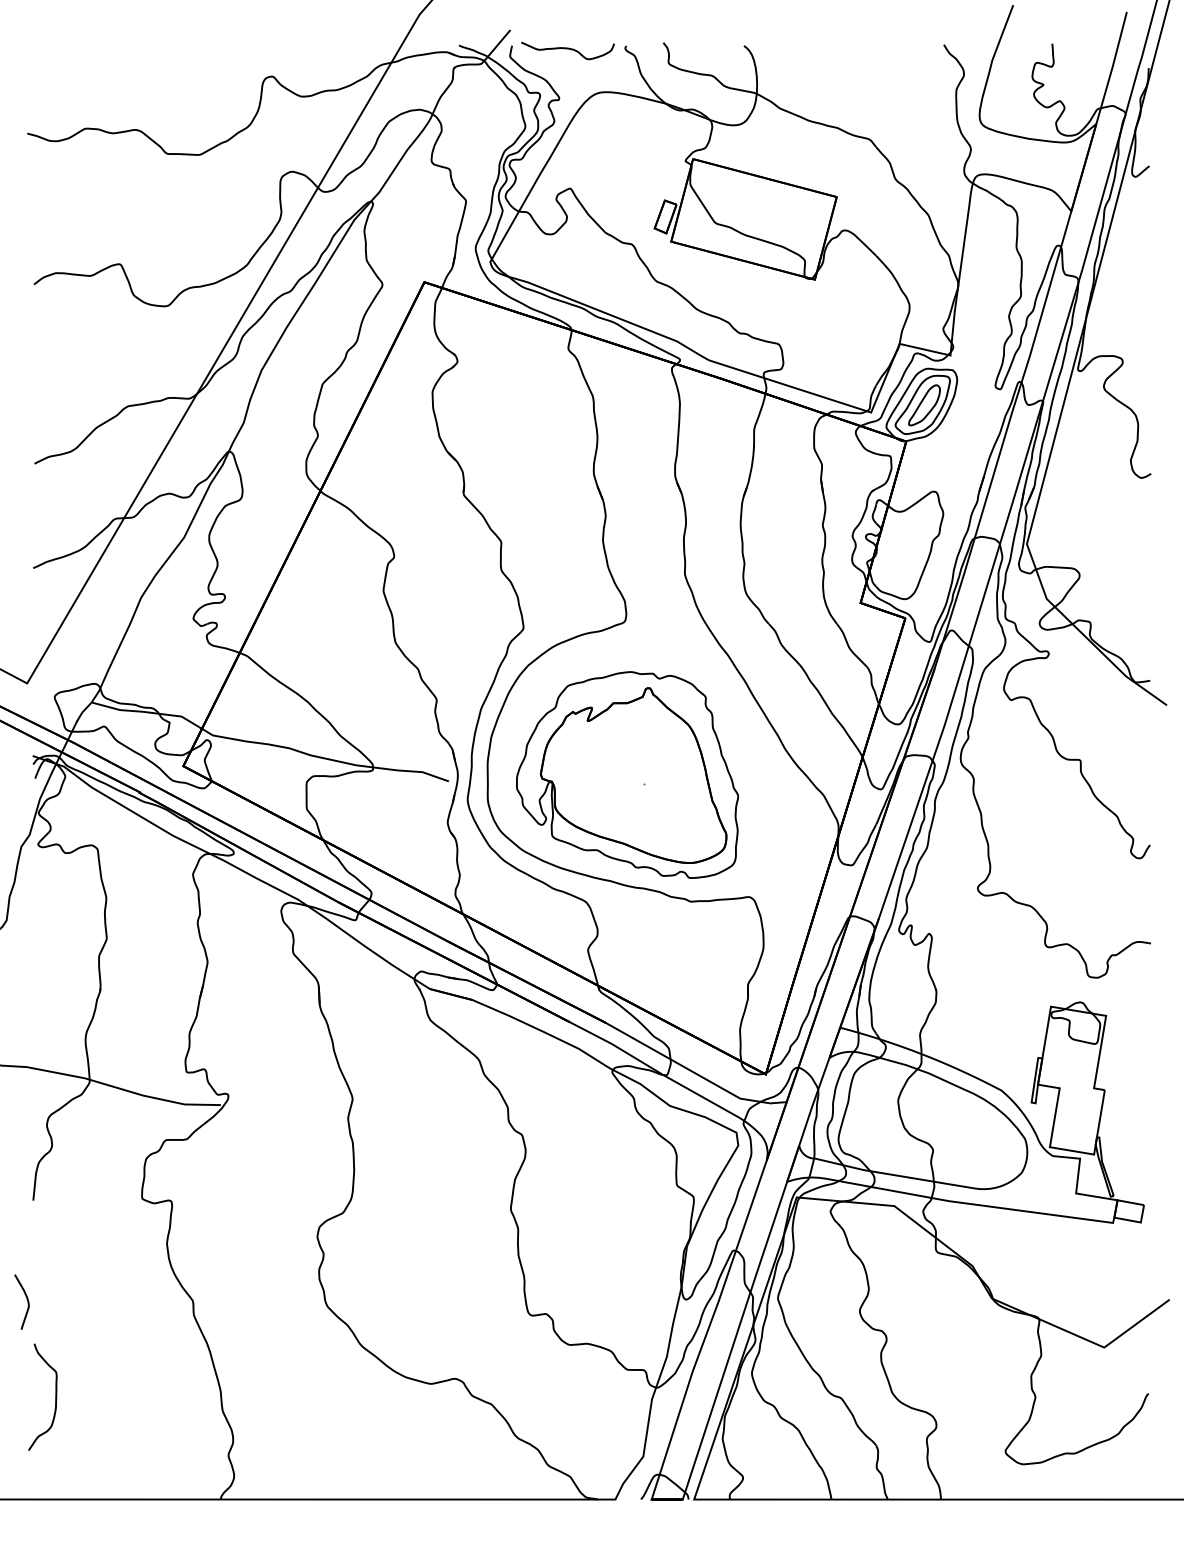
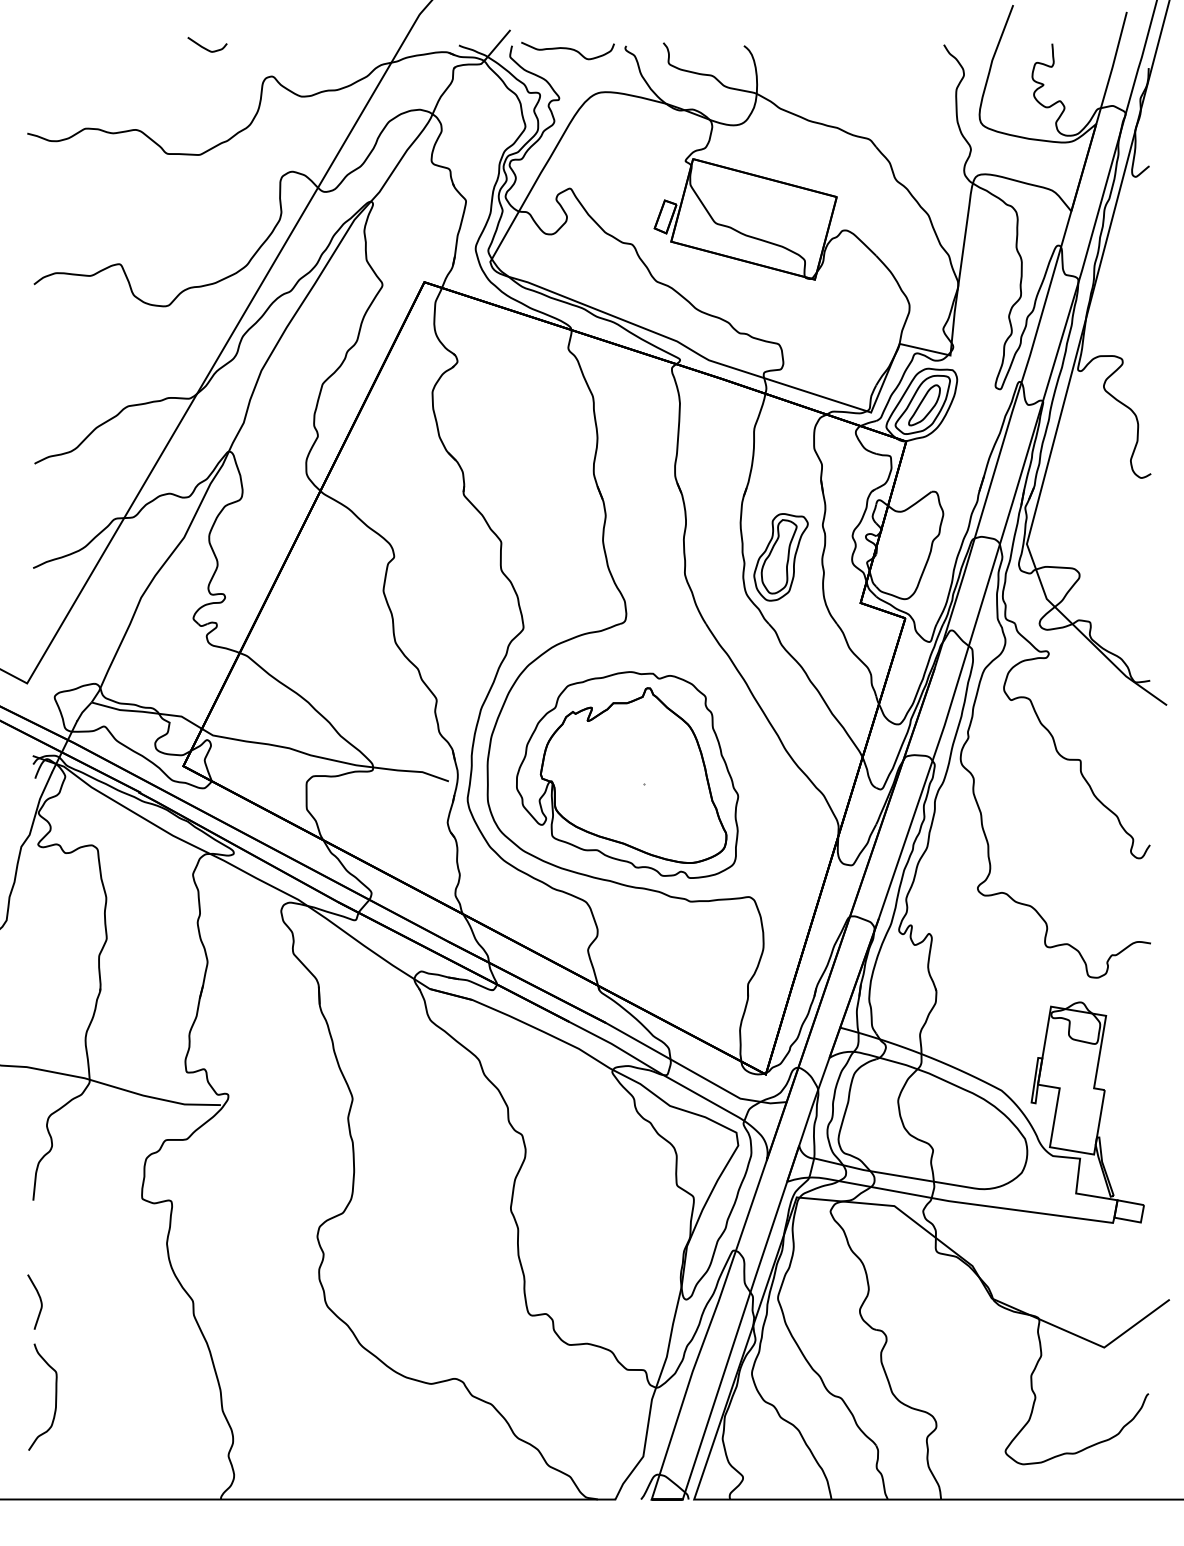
curve: none -> present (205, 47)
part: none -> present (780, 557)
curve position: (26, 1299) -> (39, 1299) (39, 1299)
